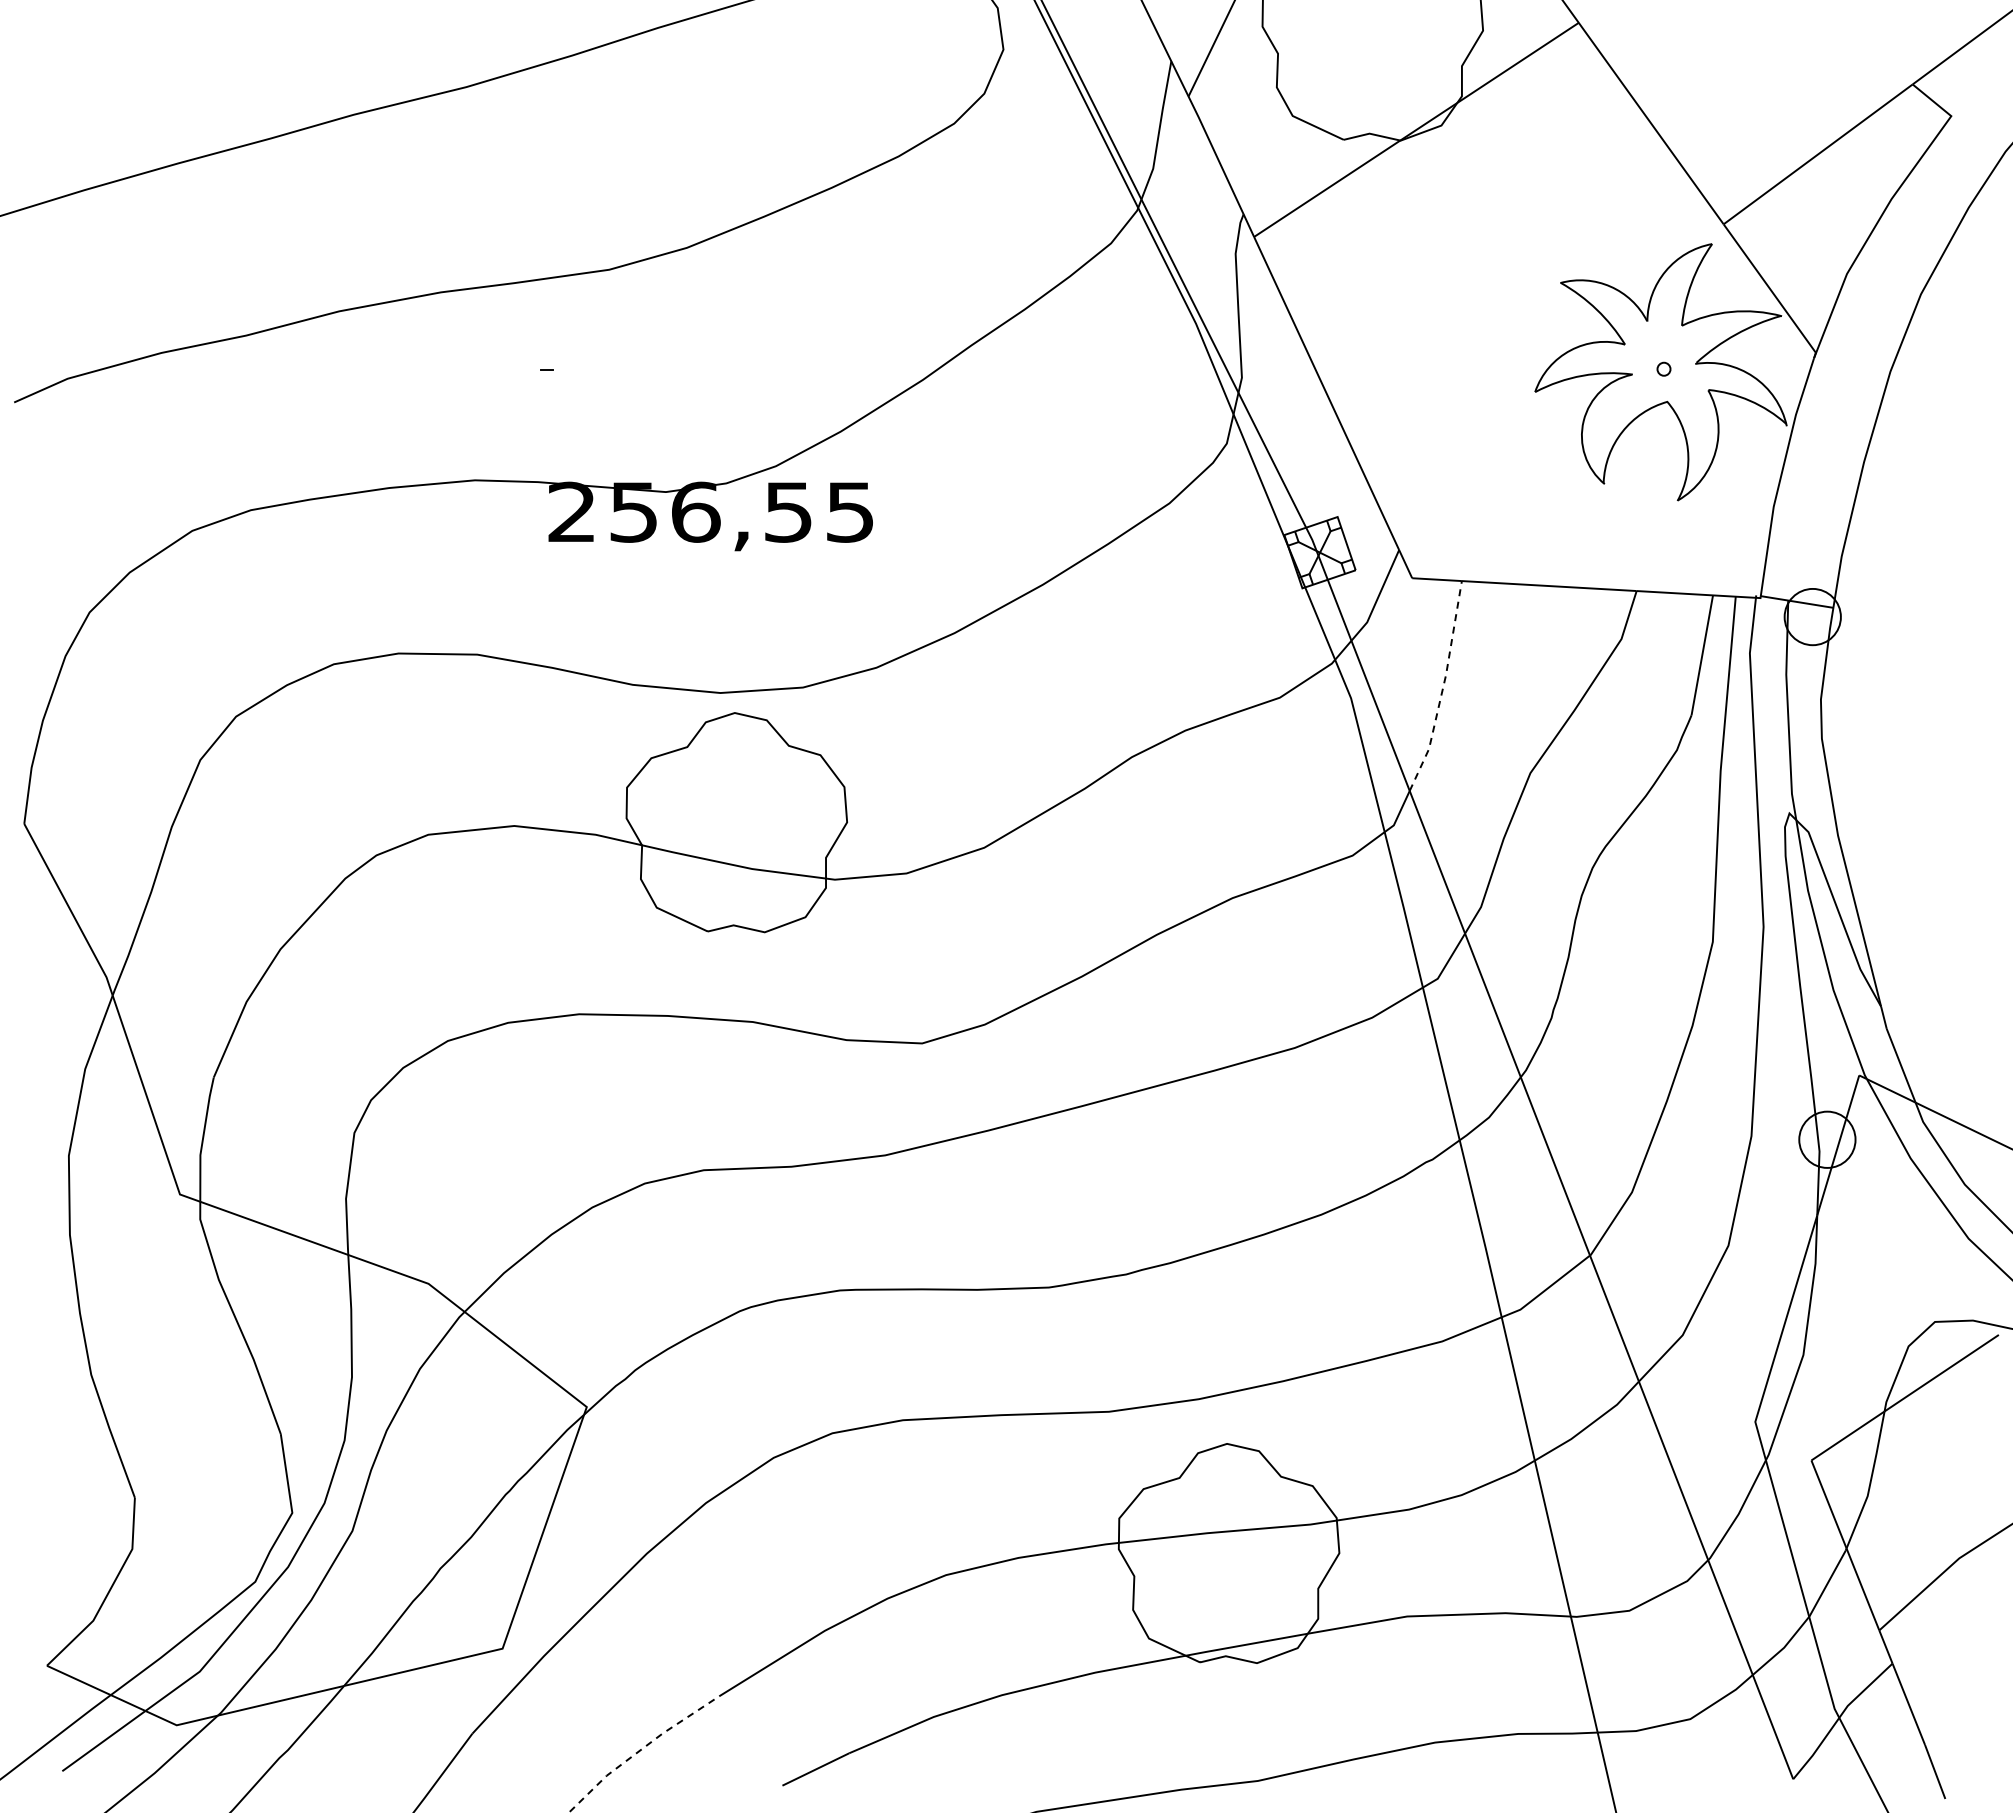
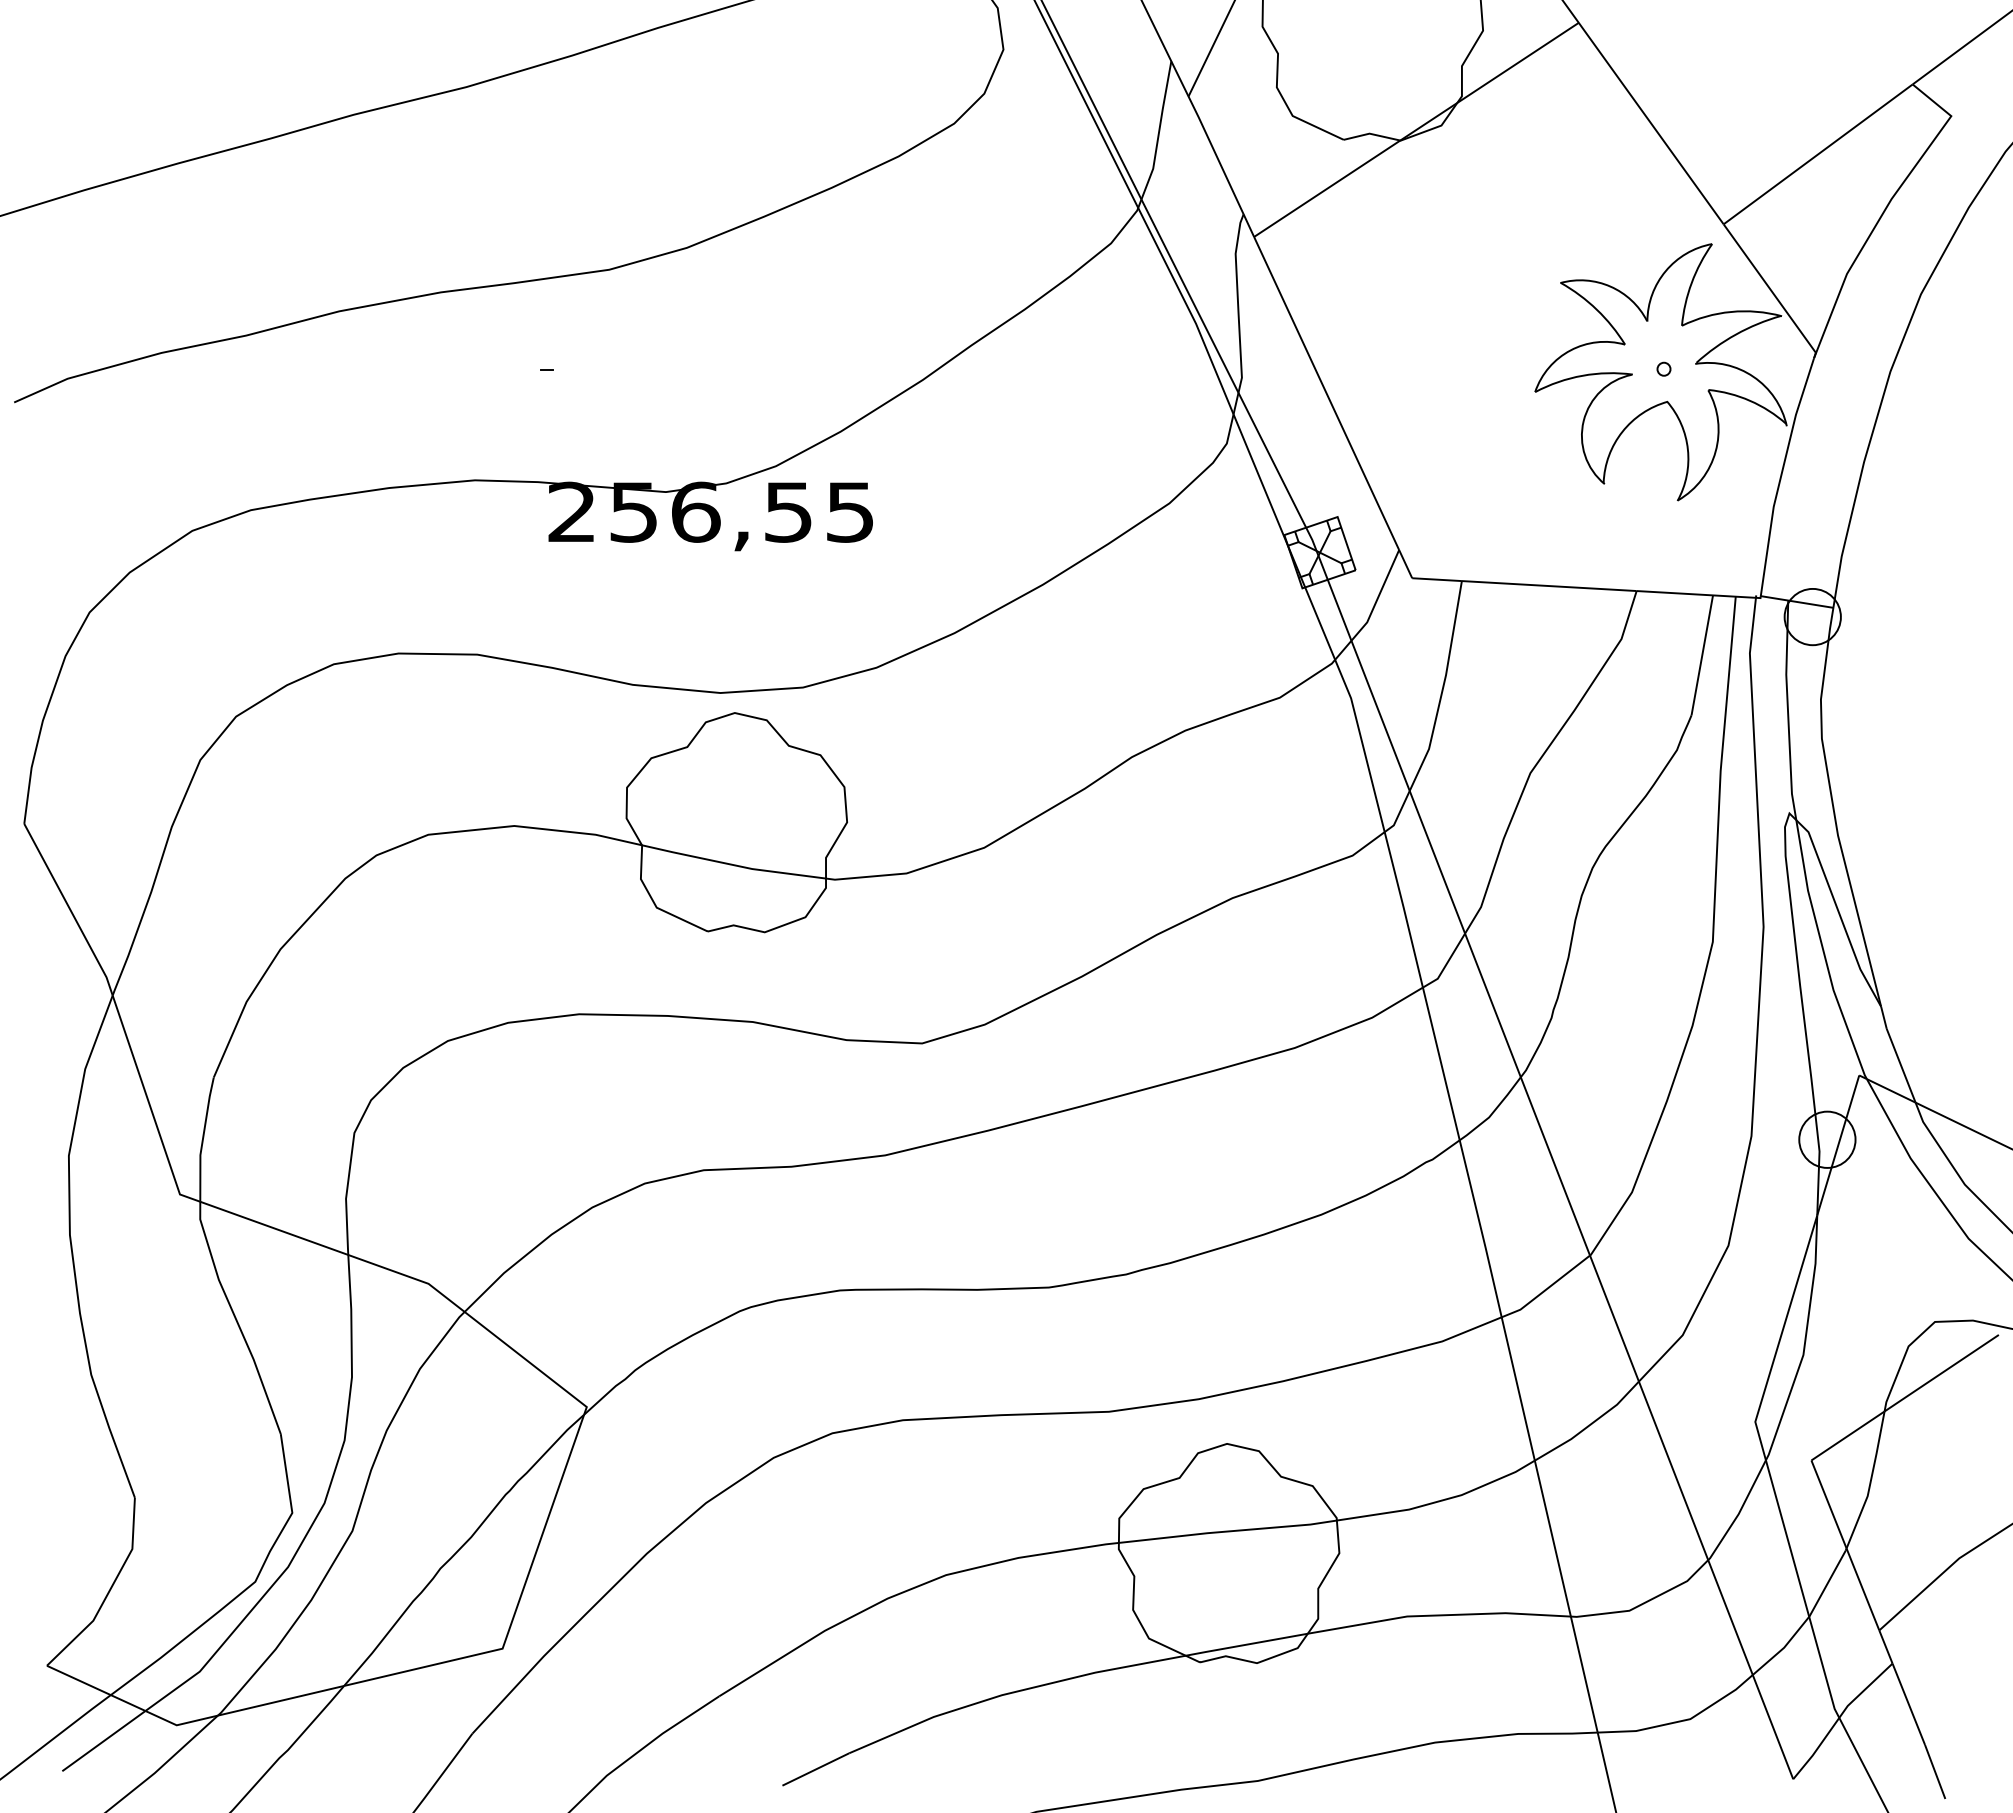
line: dashed -> solid (1443, 687)
line: dashed -> solid (641, 1749)
